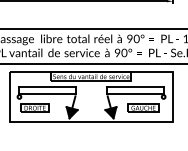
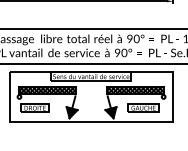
hatch: none -> present (47, 90)
hatch: none -> present (134, 90)
